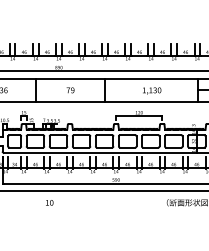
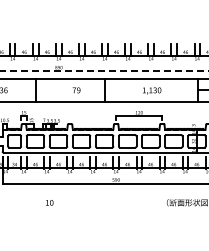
line: solid -> dashed (105, 71)
text position: (70, 90) -> (76, 90) (76, 90)
line: present -> none (103, 190)
